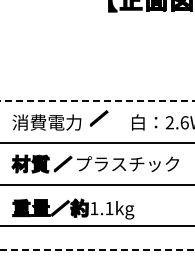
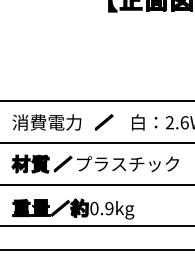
line: dashed -> solid (97, 101)
line position: (98, 118) -> (103, 122) (103, 122)
text: 1.1kg -> 0.9kg (101, 208)
line: dashed -> solid (97, 250)
